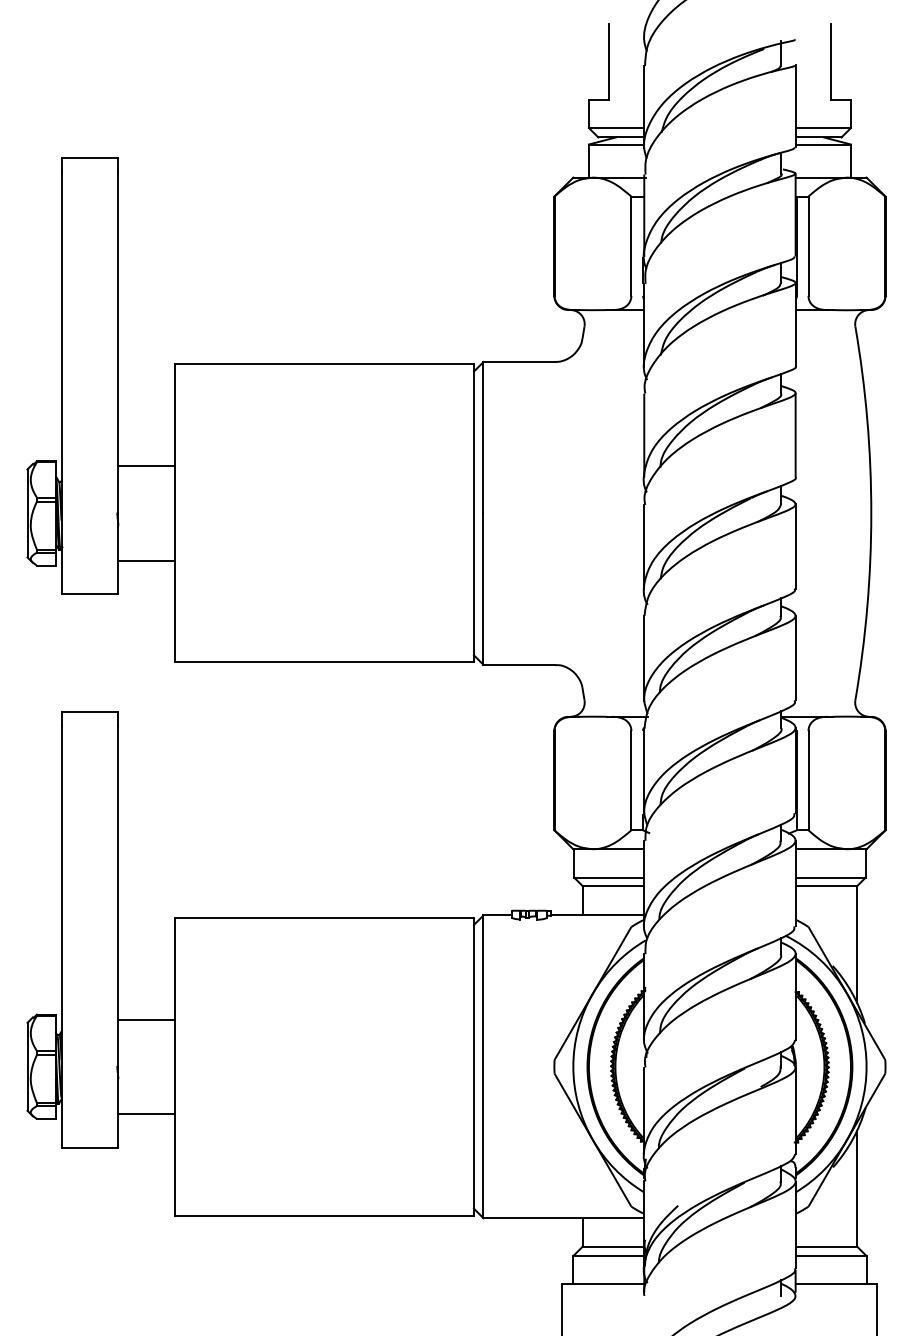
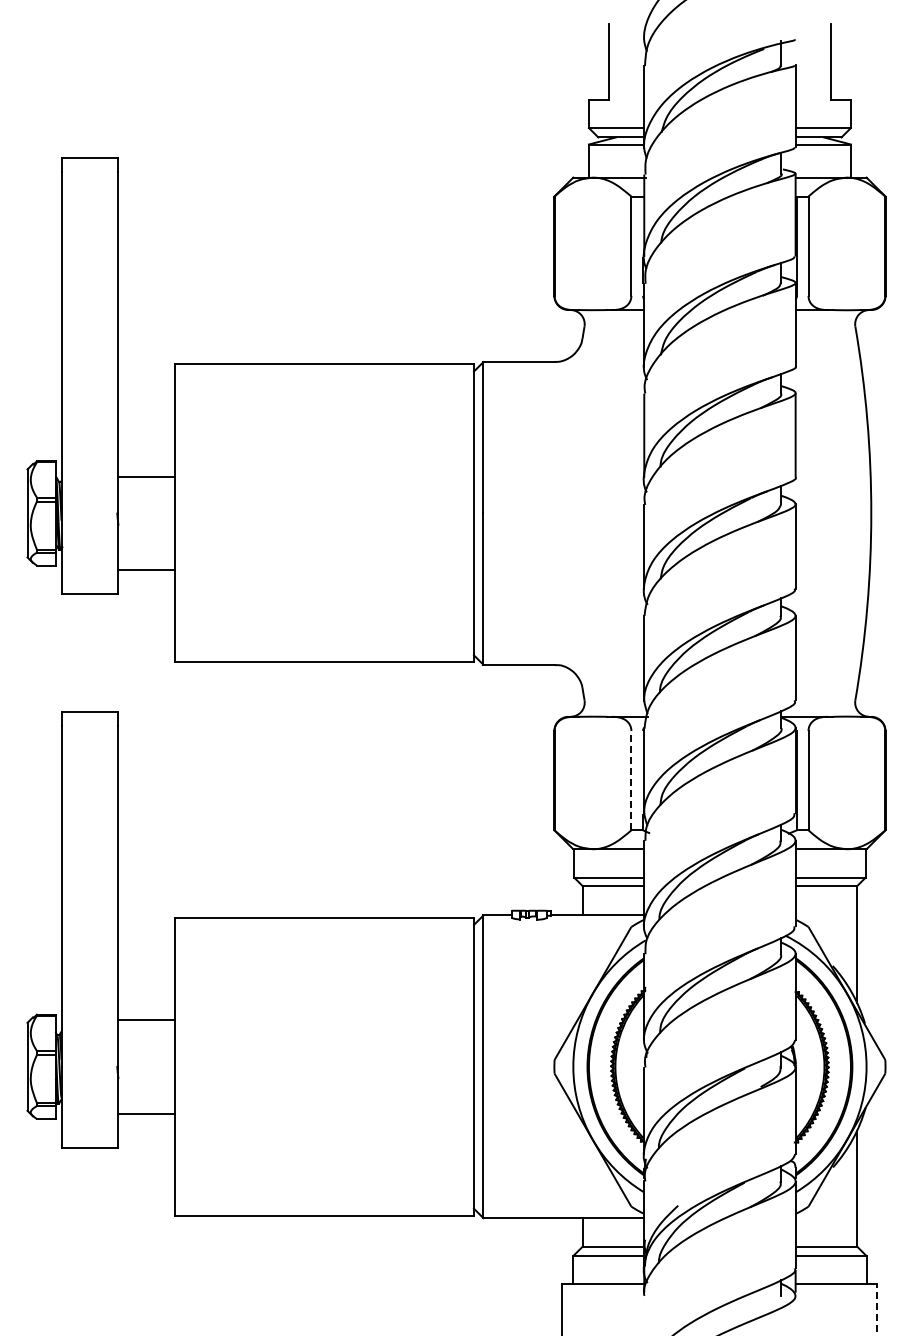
line position: (146, 466) -> (146, 477) (146, 477)
line position: (146, 560) -> (146, 569) (146, 569)
line: solid -> dashed (631, 780)
line: solid -> dashed (877, 1309)
